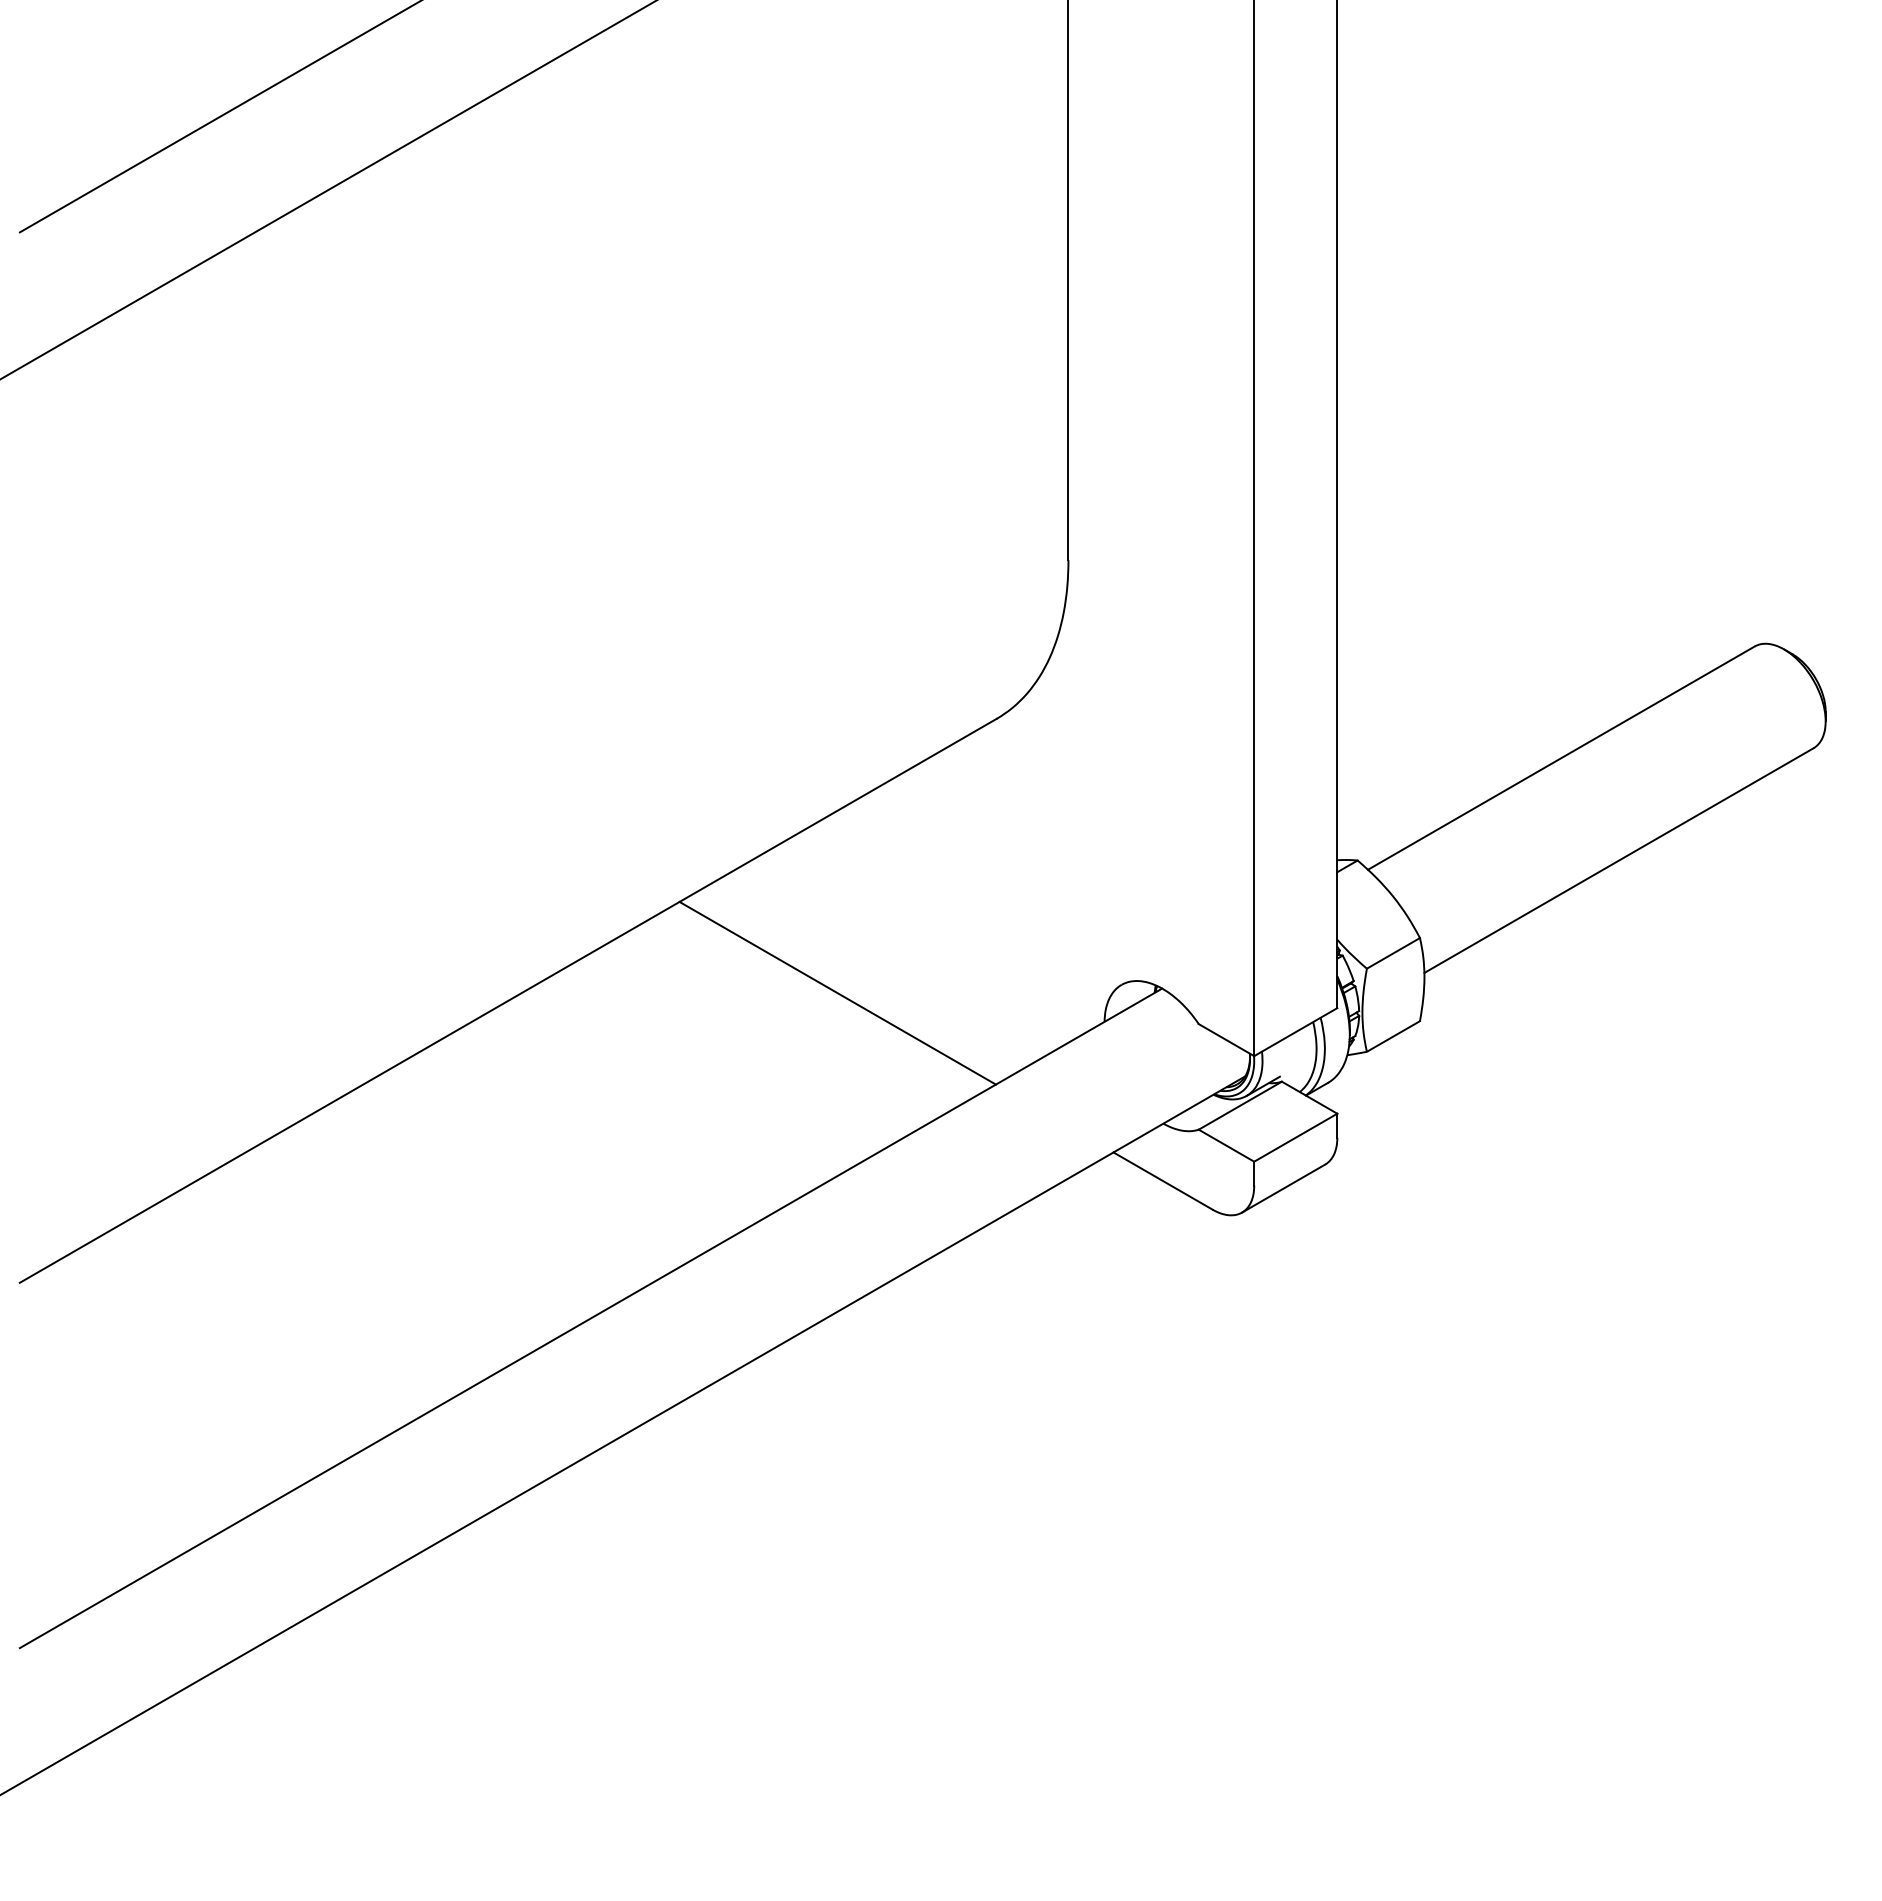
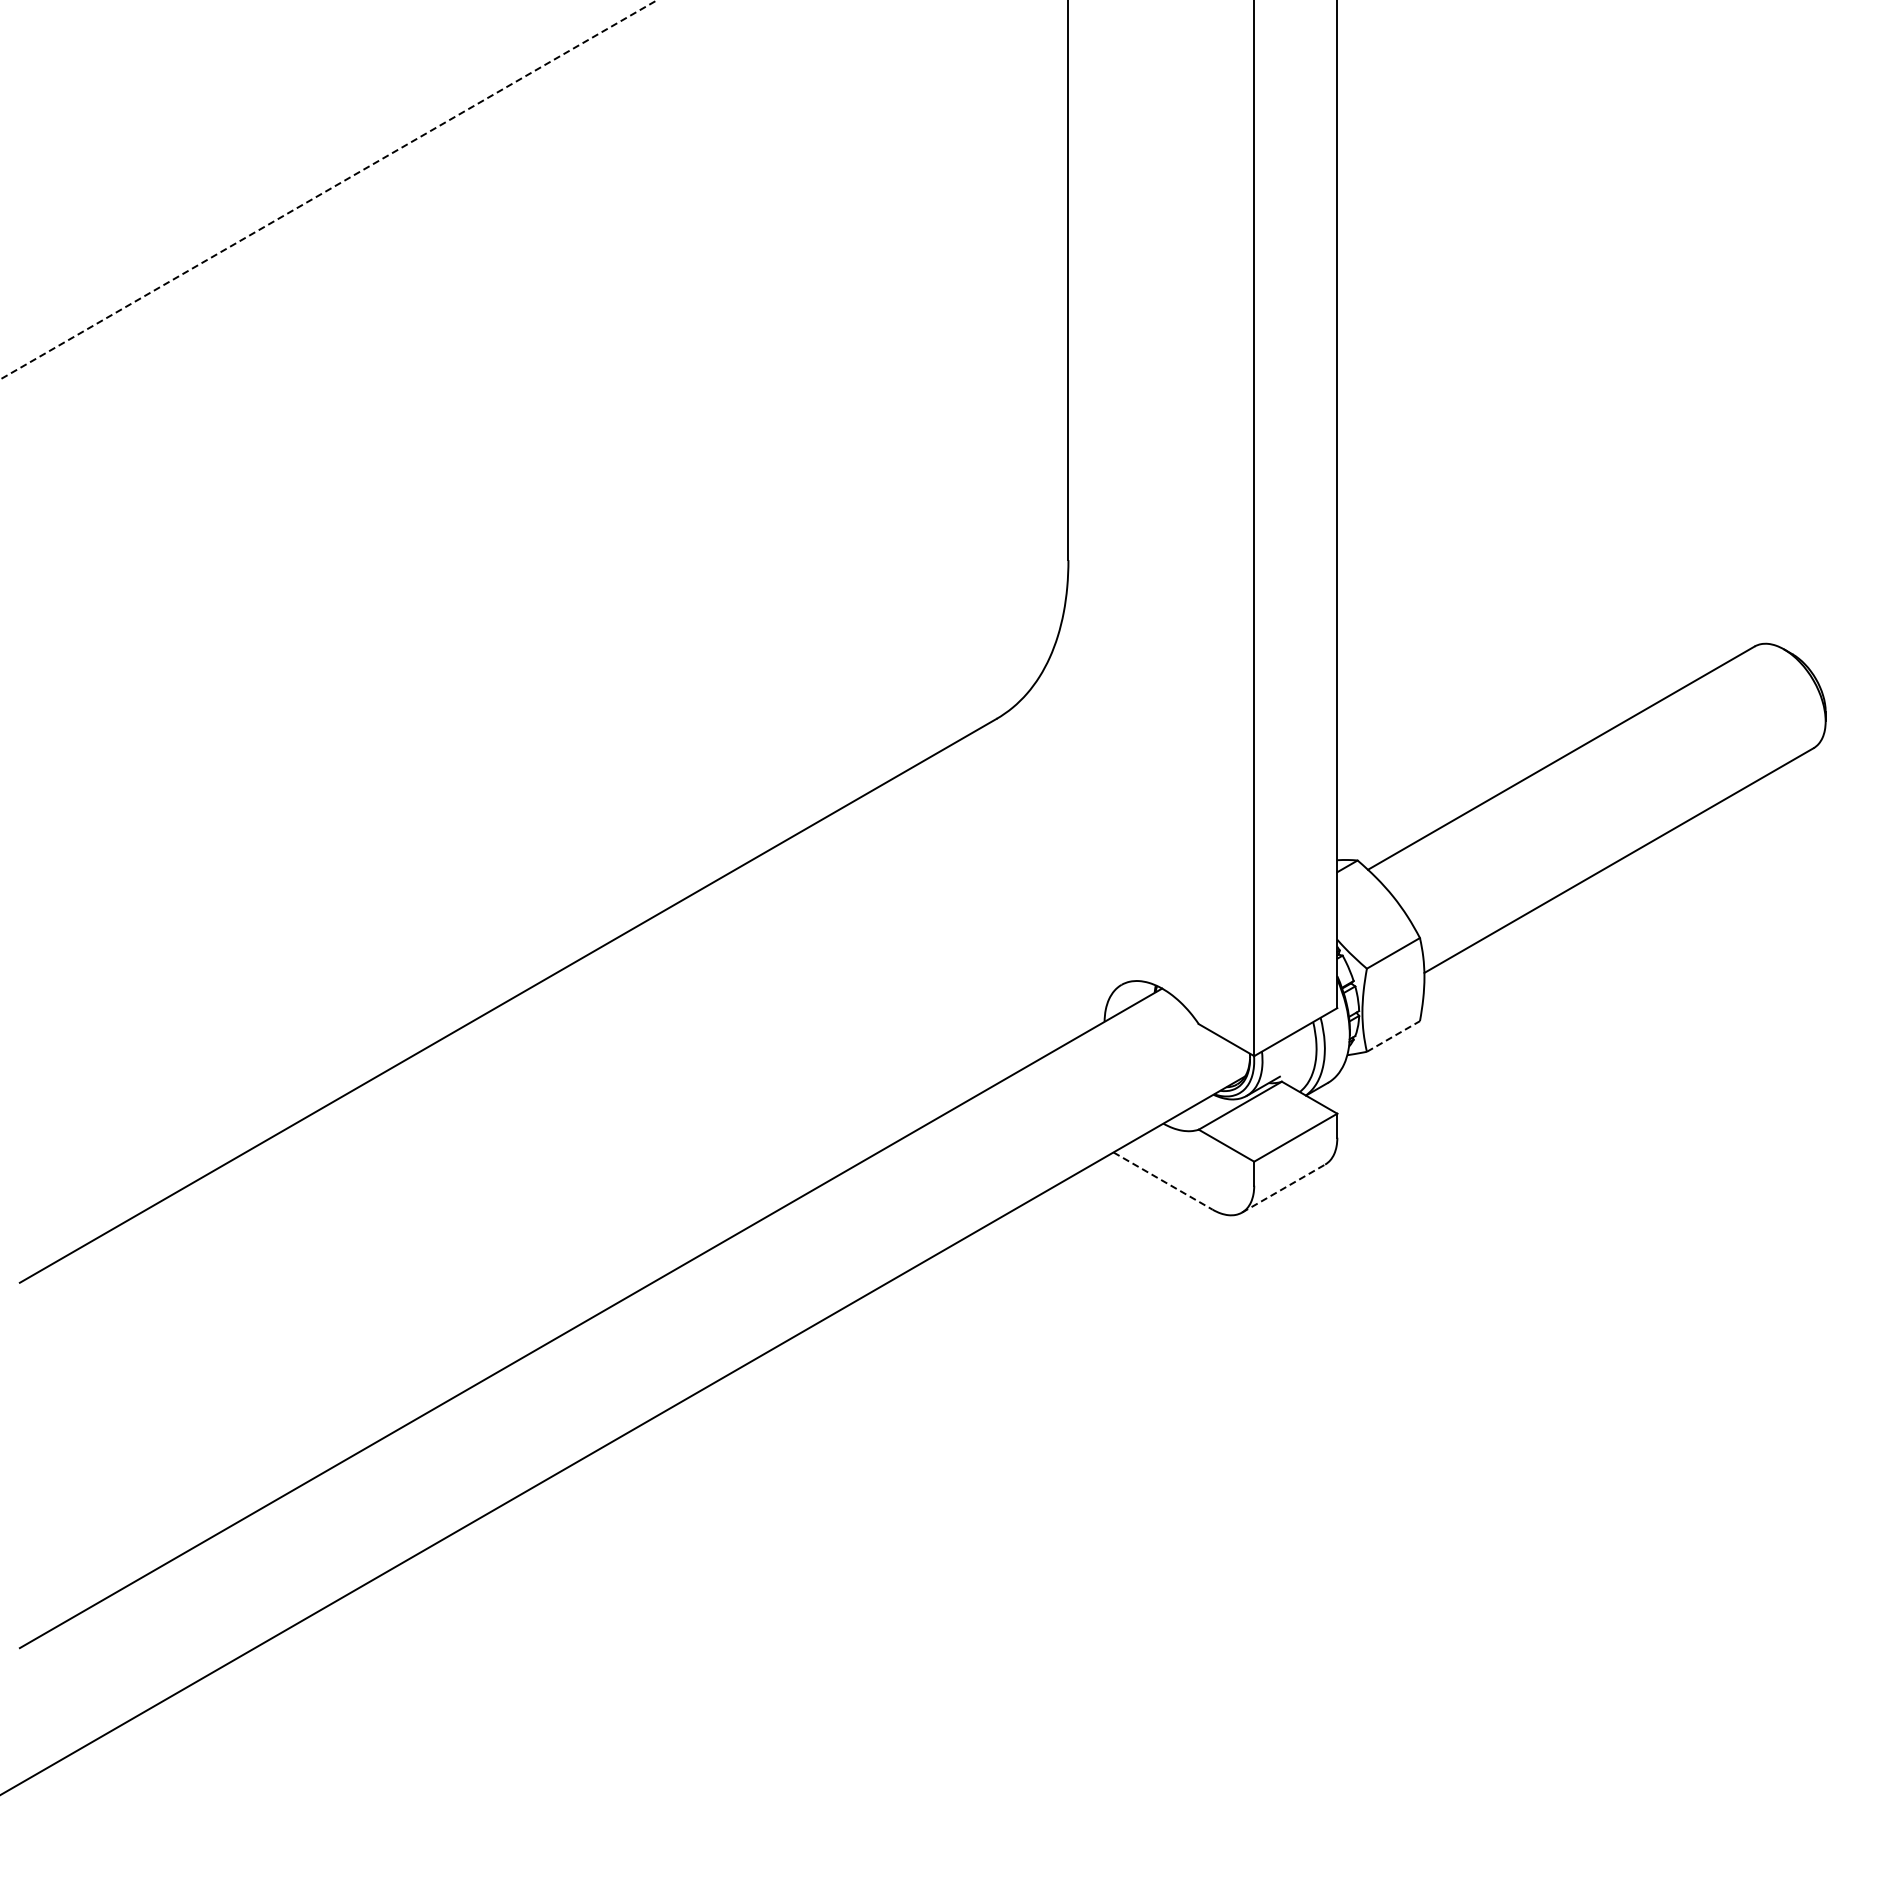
line: present -> none (218, 117)
line: solid -> dashed (329, 189)
line: present -> none (837, 992)
line: solid -> dashed (1393, 1036)
line: solid -> dashed (1163, 1181)
line: solid -> dashed (1283, 1188)
